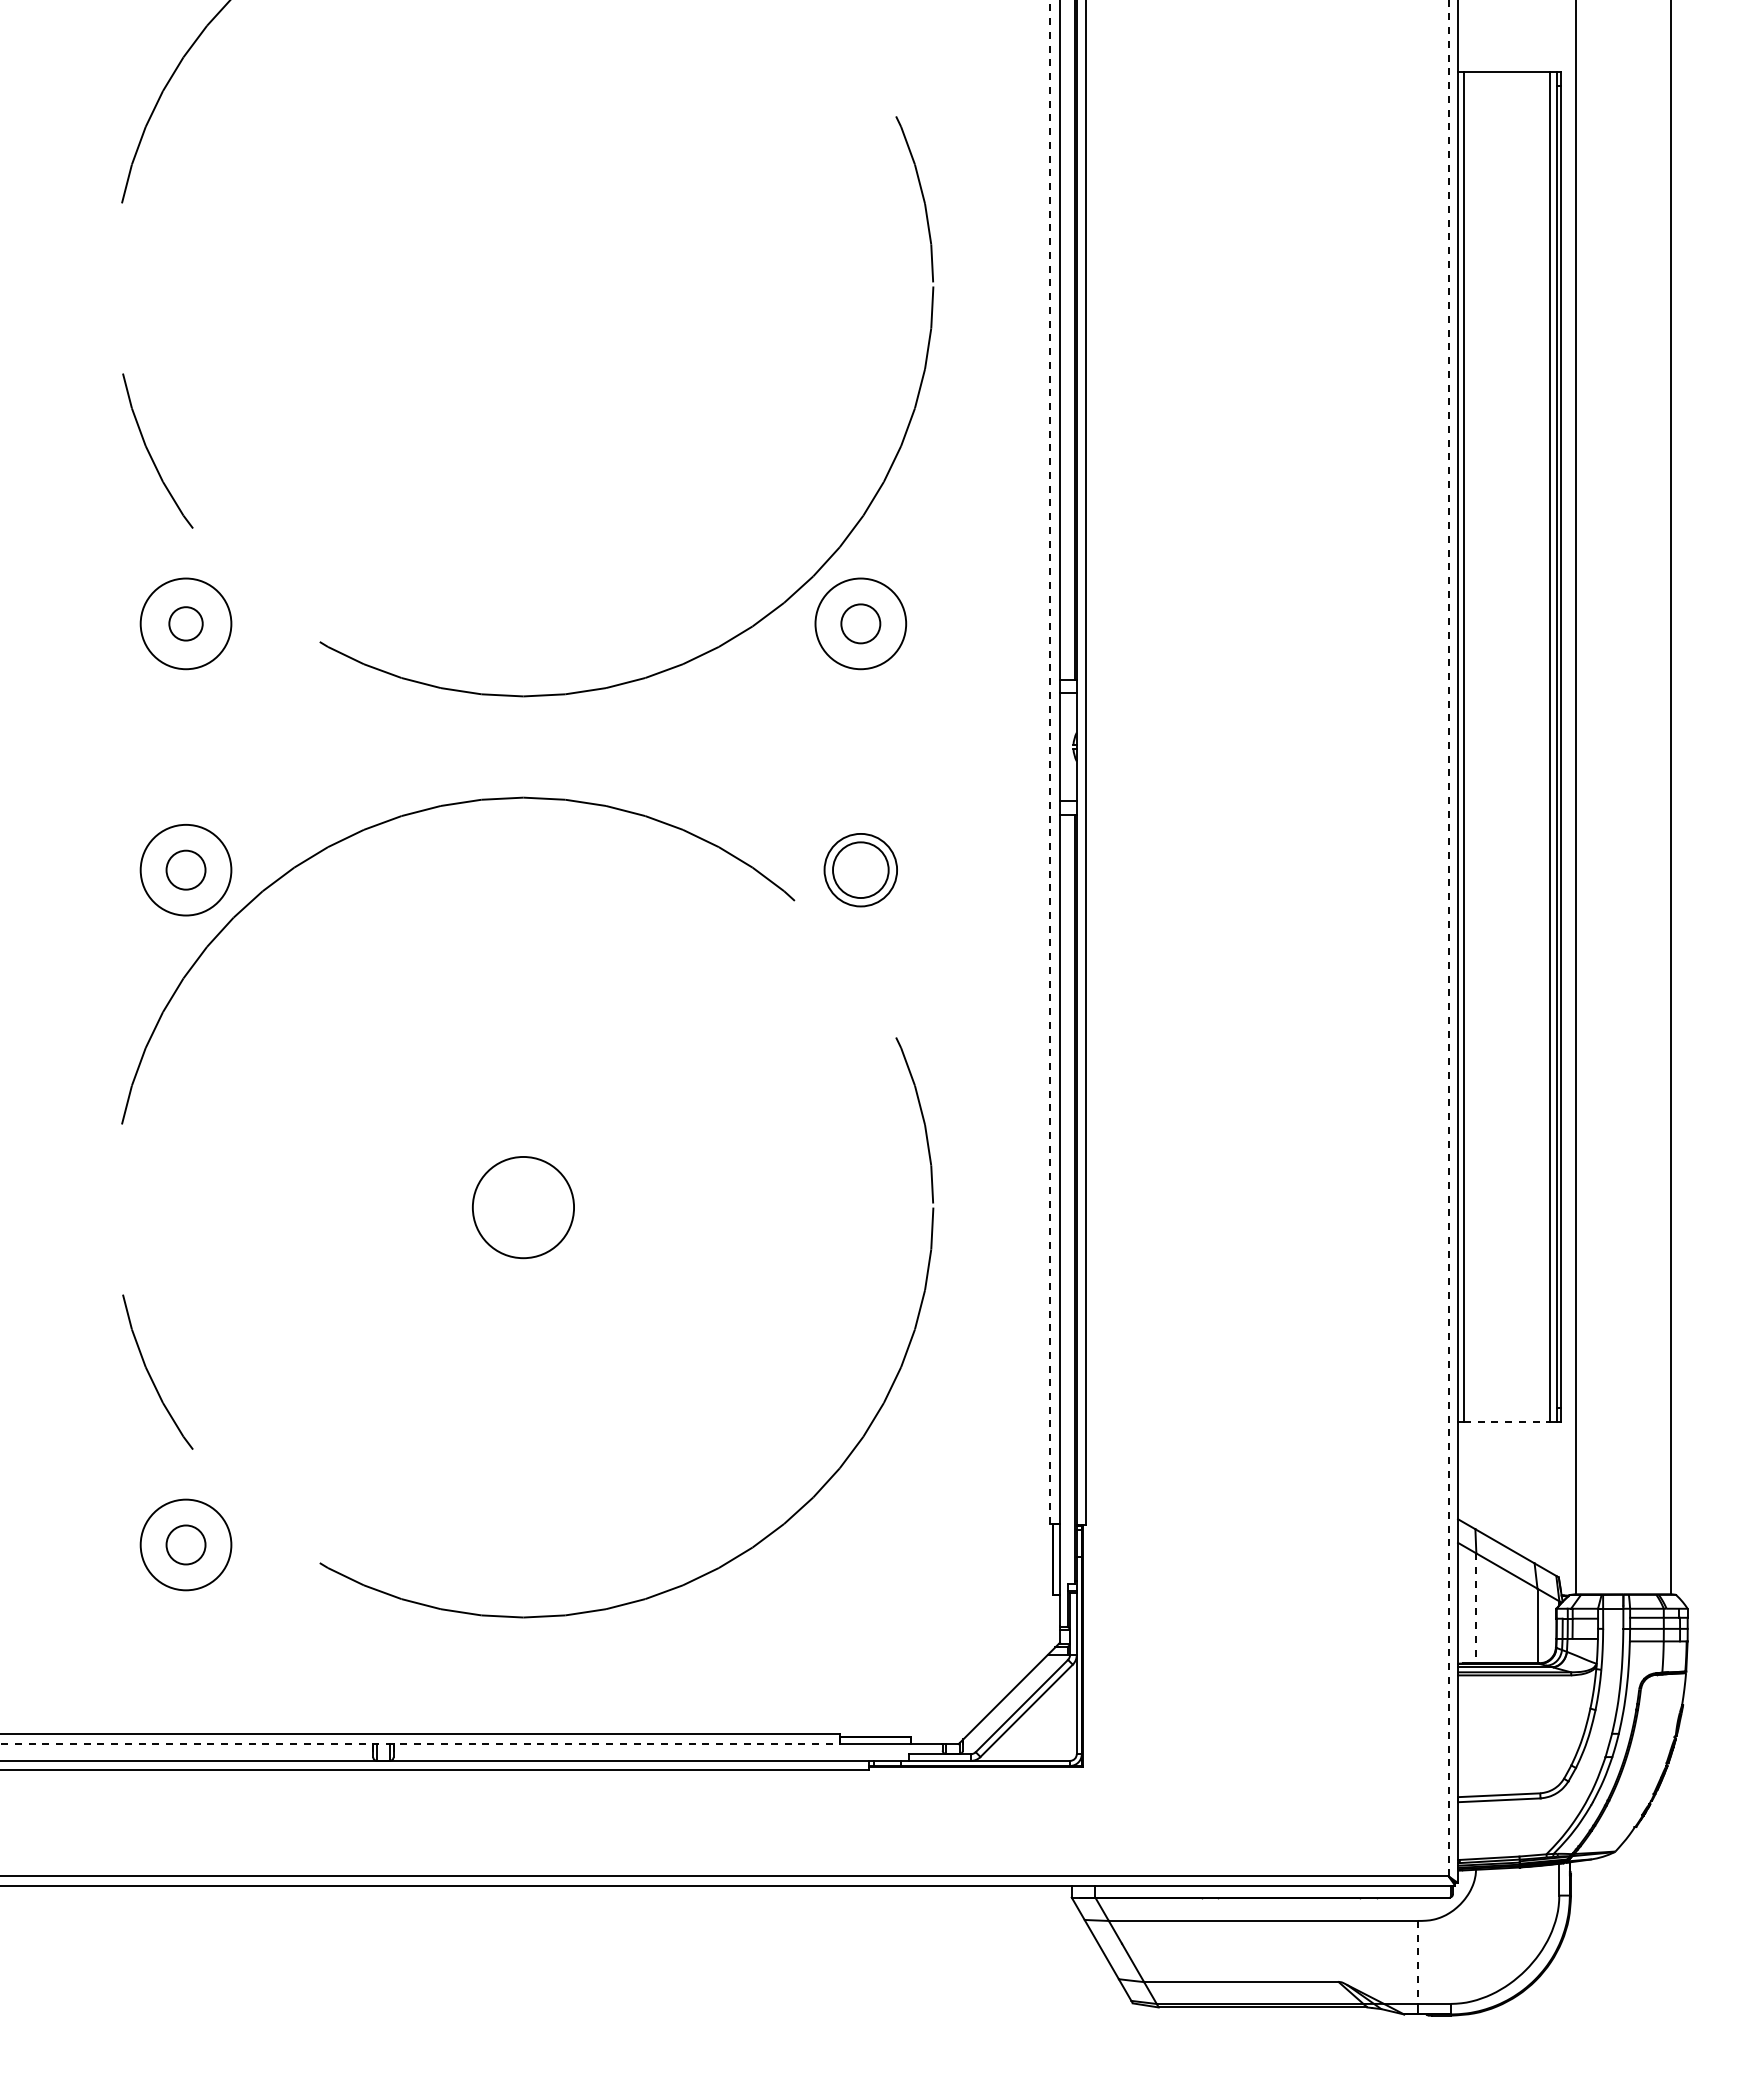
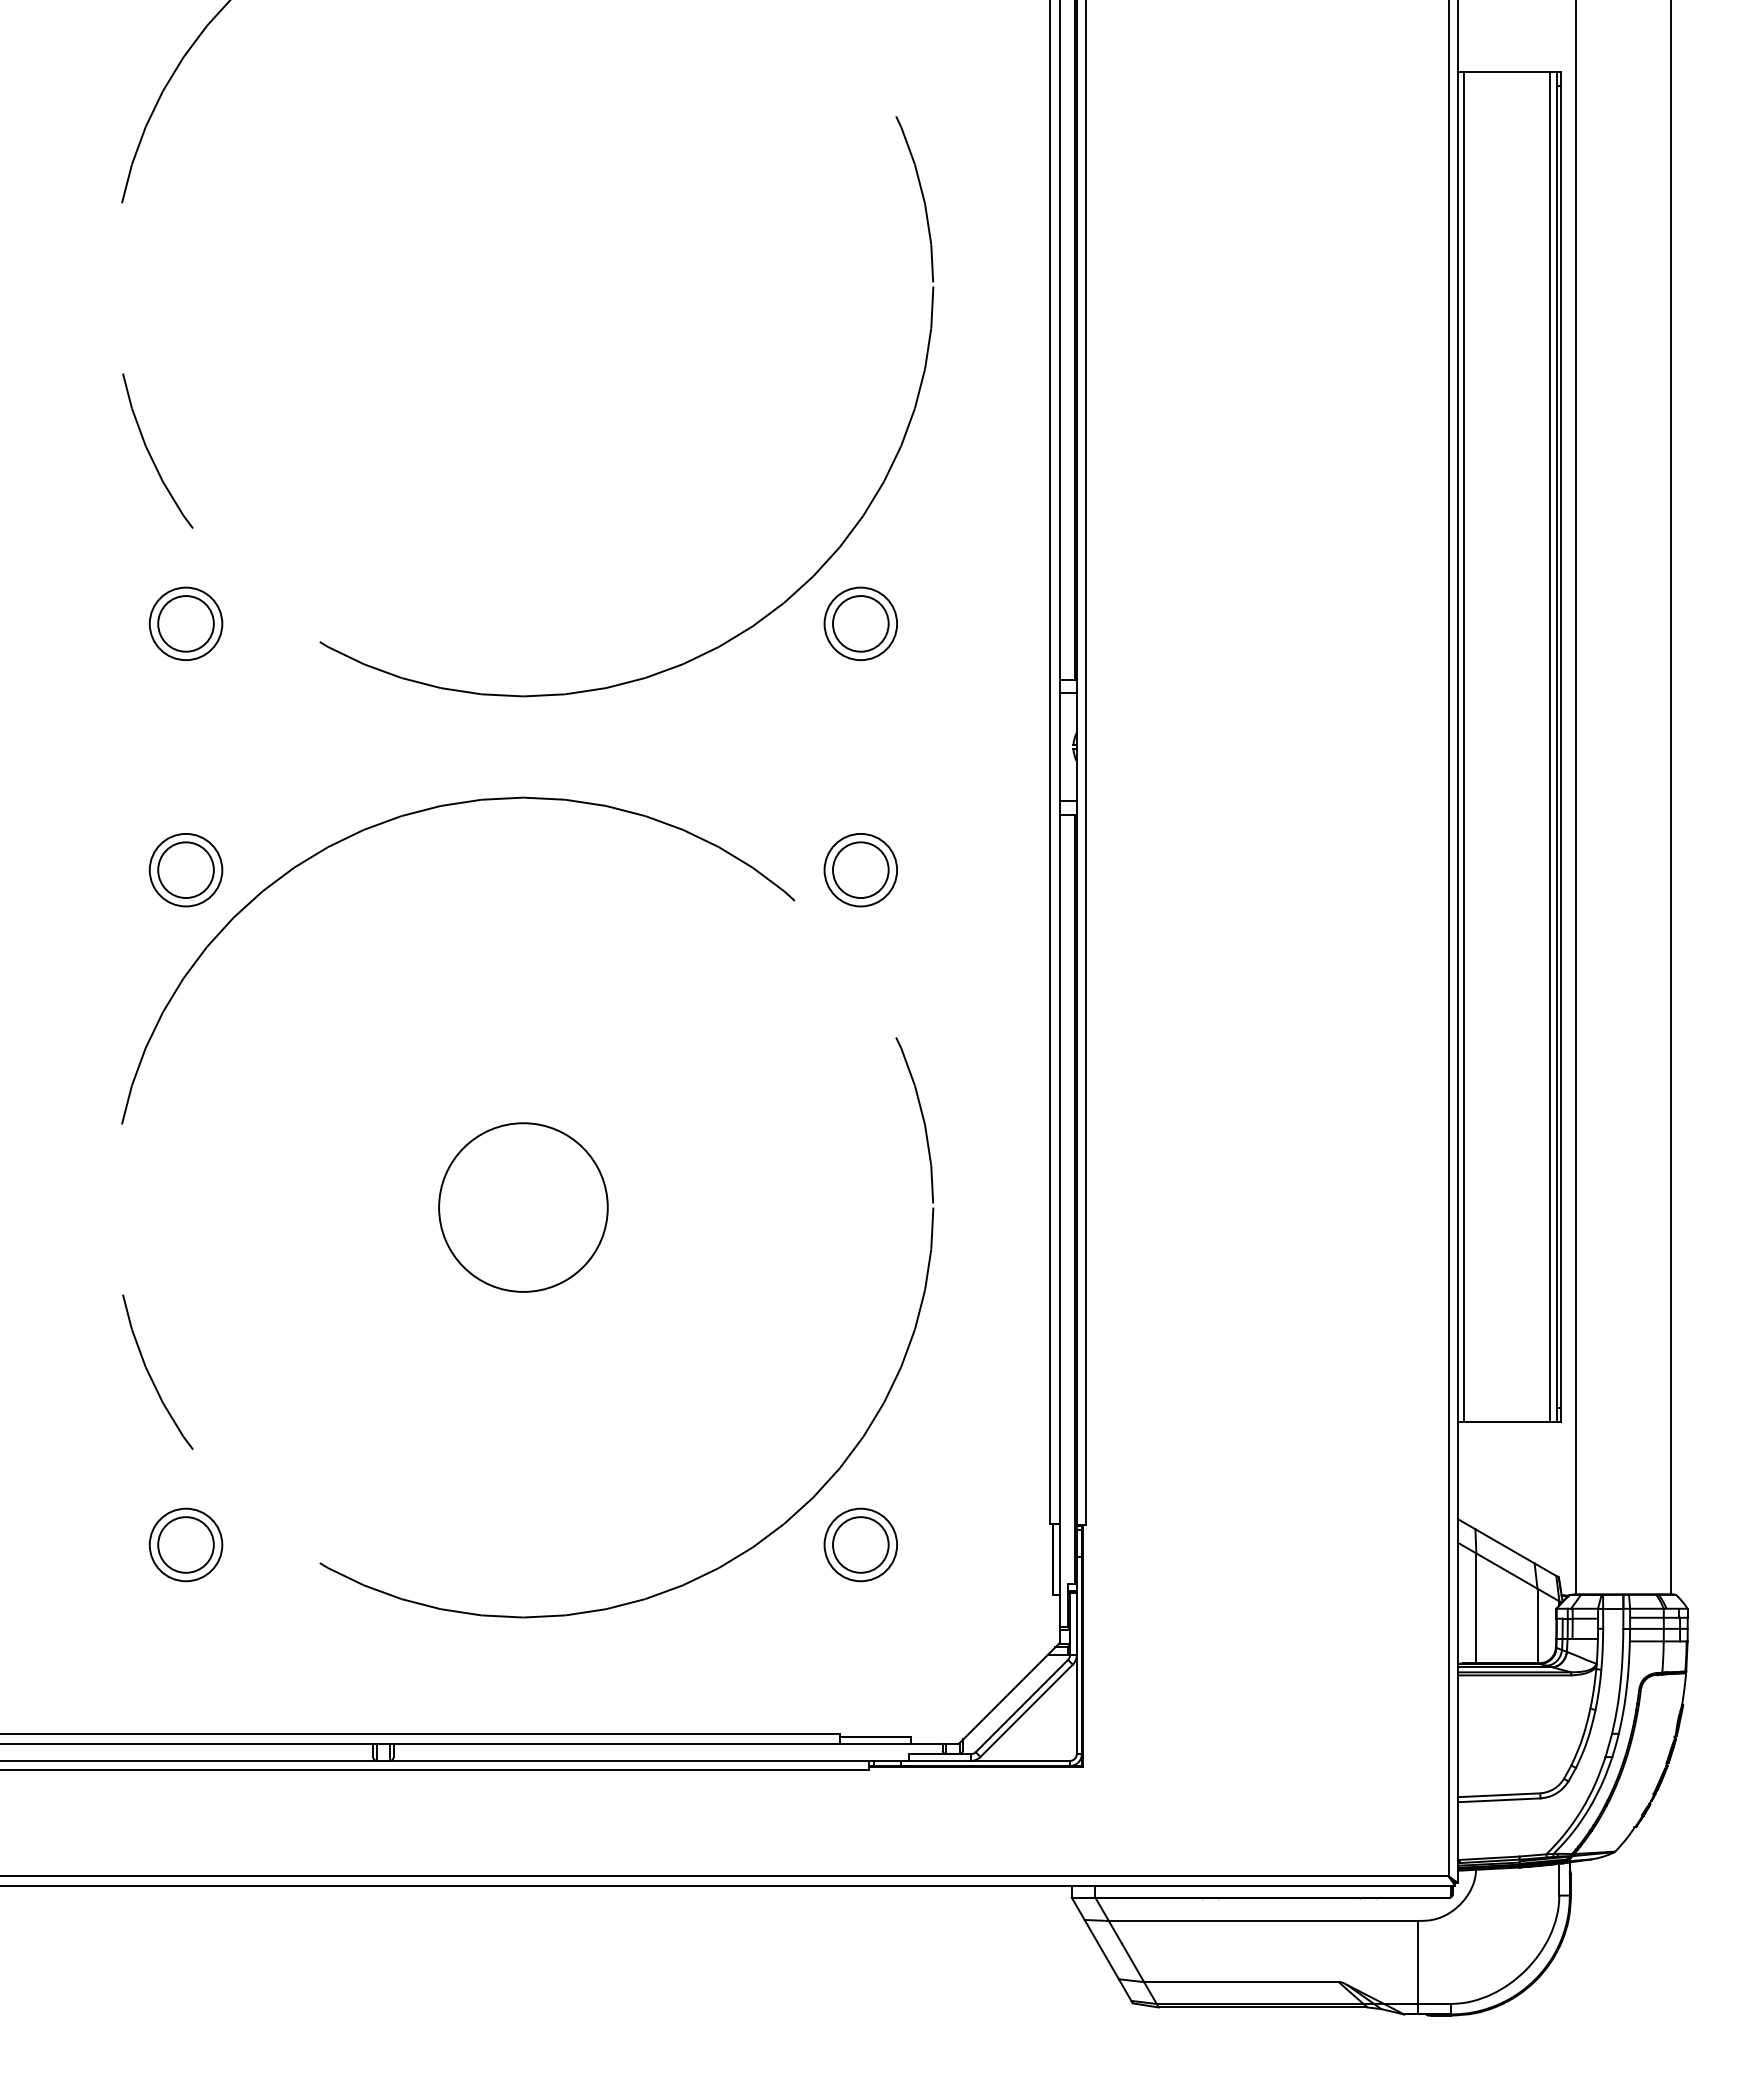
circle diameter: 33 px -> 56 px (185, 623)
circle diameter: 91 px -> 73 px (185, 623)
circle diameter: 39 px -> 56 px (860, 623)
circle diameter: 91 px -> 73 px (860, 623)
line: dashed -> solid (1049, 762)
circle diameter: 39 px -> 56 px (185, 870)
circle diameter: 91 px -> 73 px (185, 869)
line: dashed -> solid (1448, 938)
circle diameter: 101 px -> 169 px (523, 1207)
line: dashed -> solid (1507, 1421)
circle diameter: 39 px -> 56 px (185, 1544)
circle diameter: 91 px -> 73 px (185, 1544)
part: none -> present (860, 1544)
line: dashed -> solid (1476, 1608)
line: dashed -> solid (420, 1744)
line: dashed -> solid (1417, 1962)
